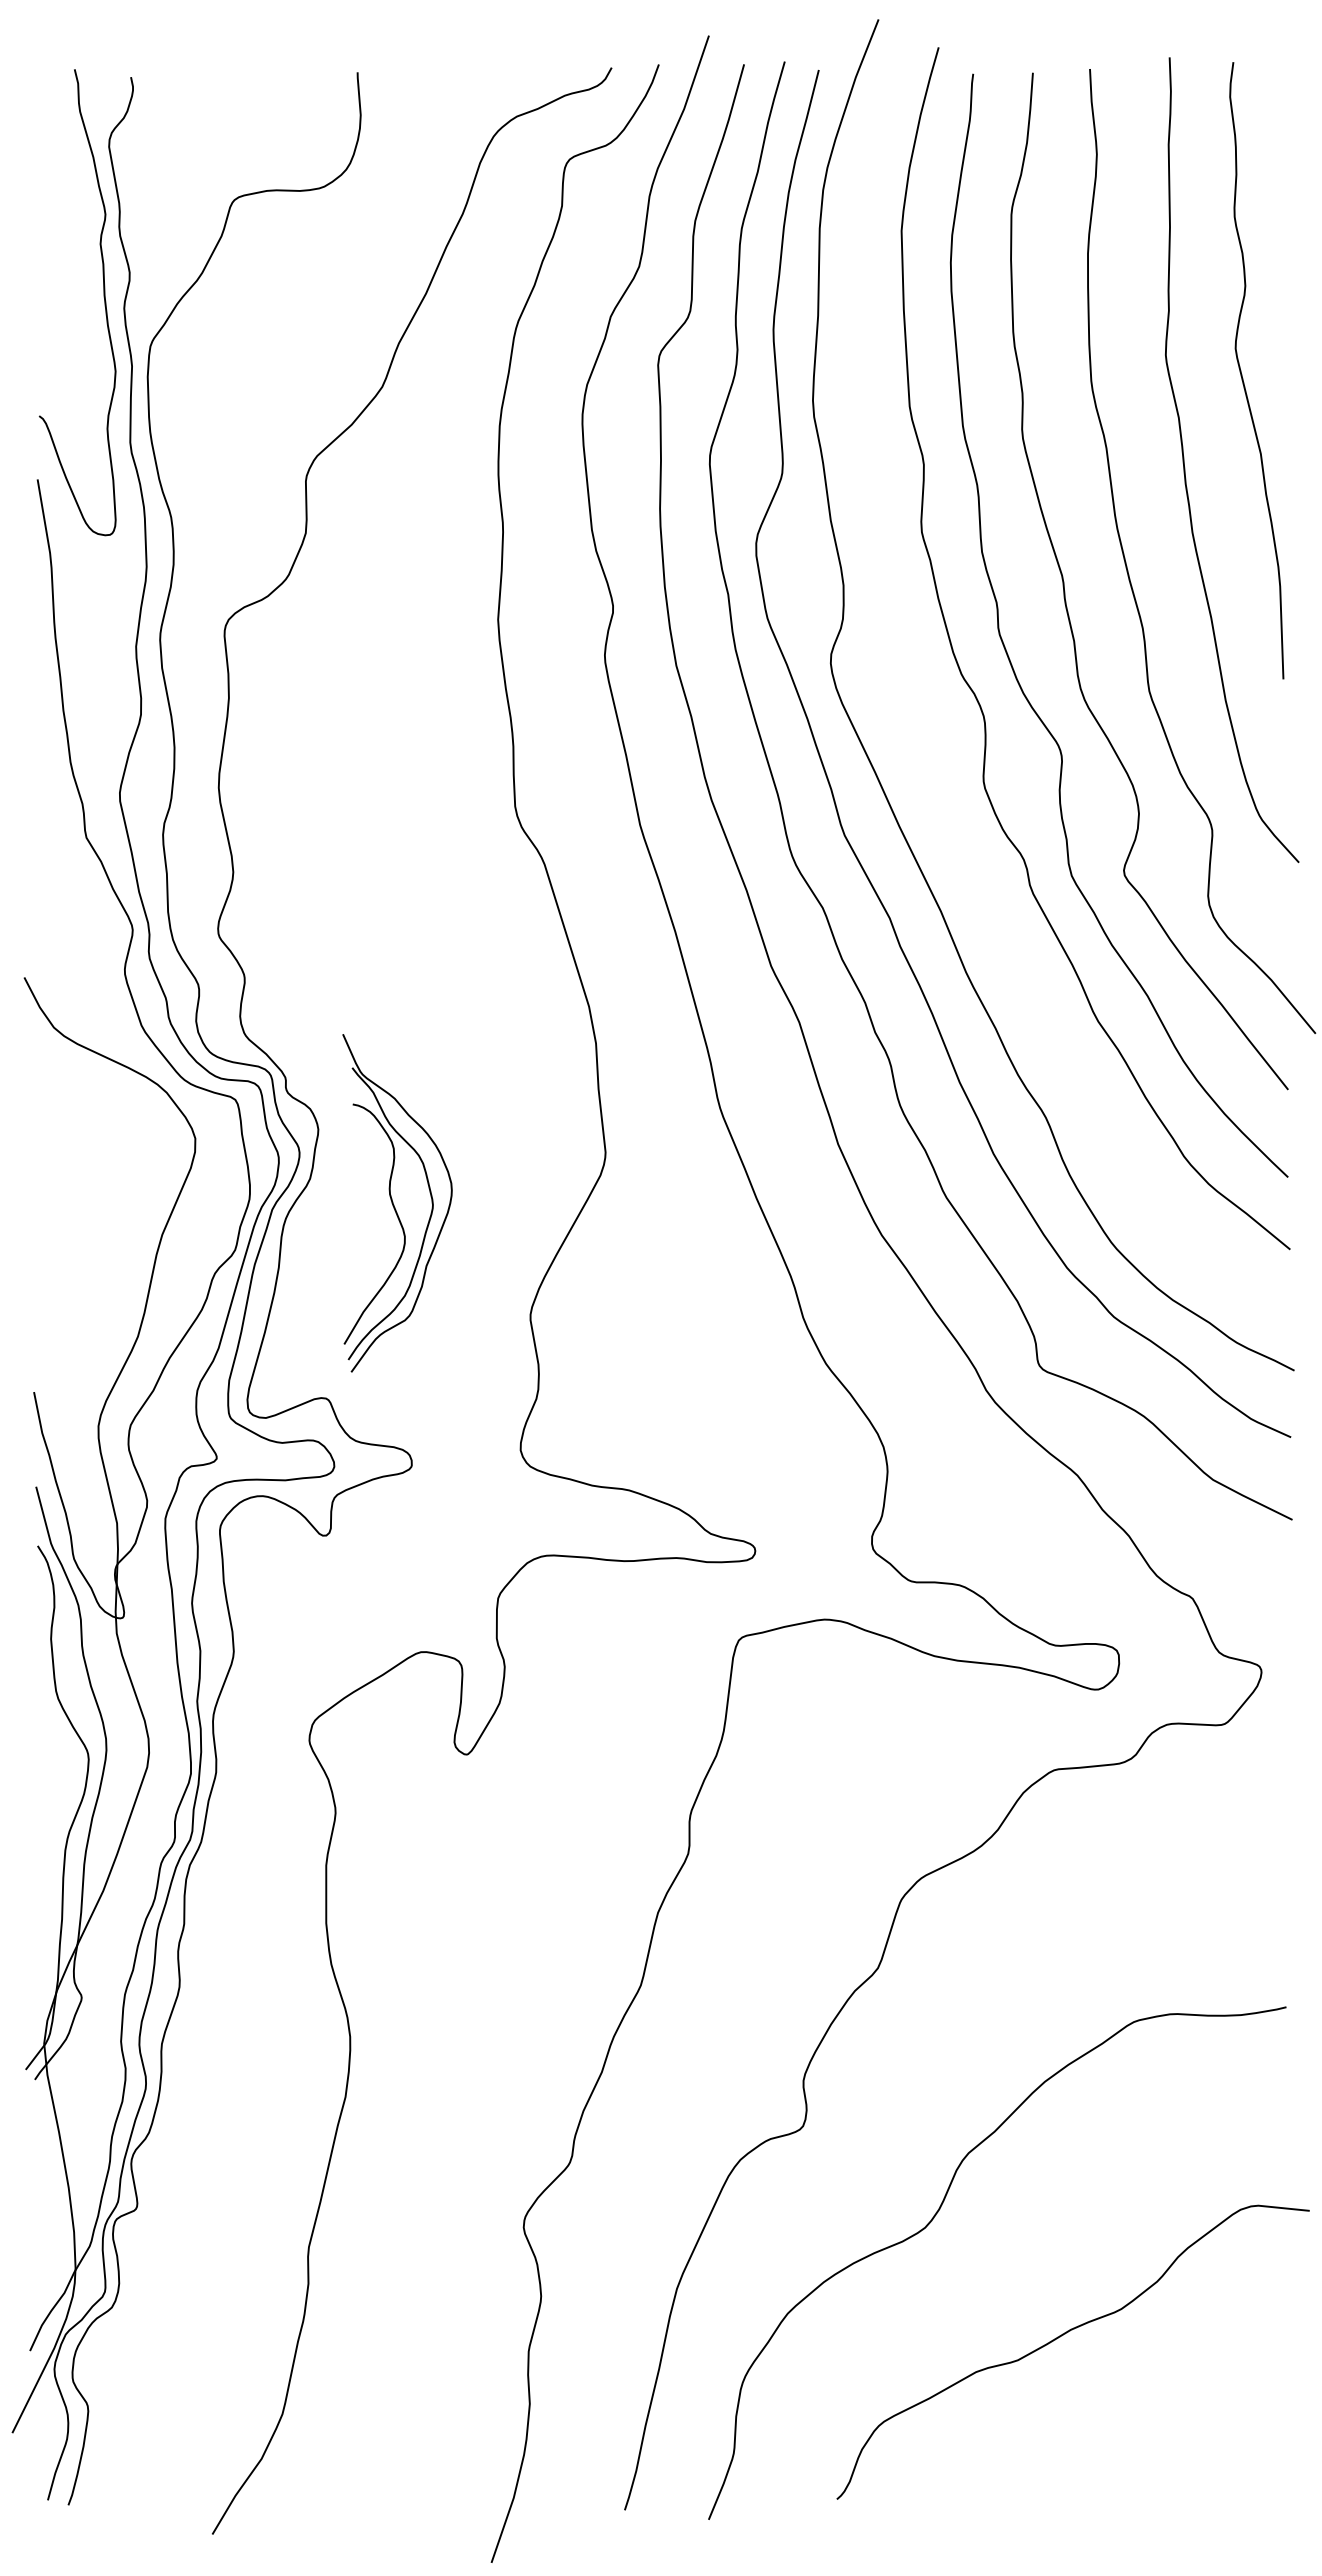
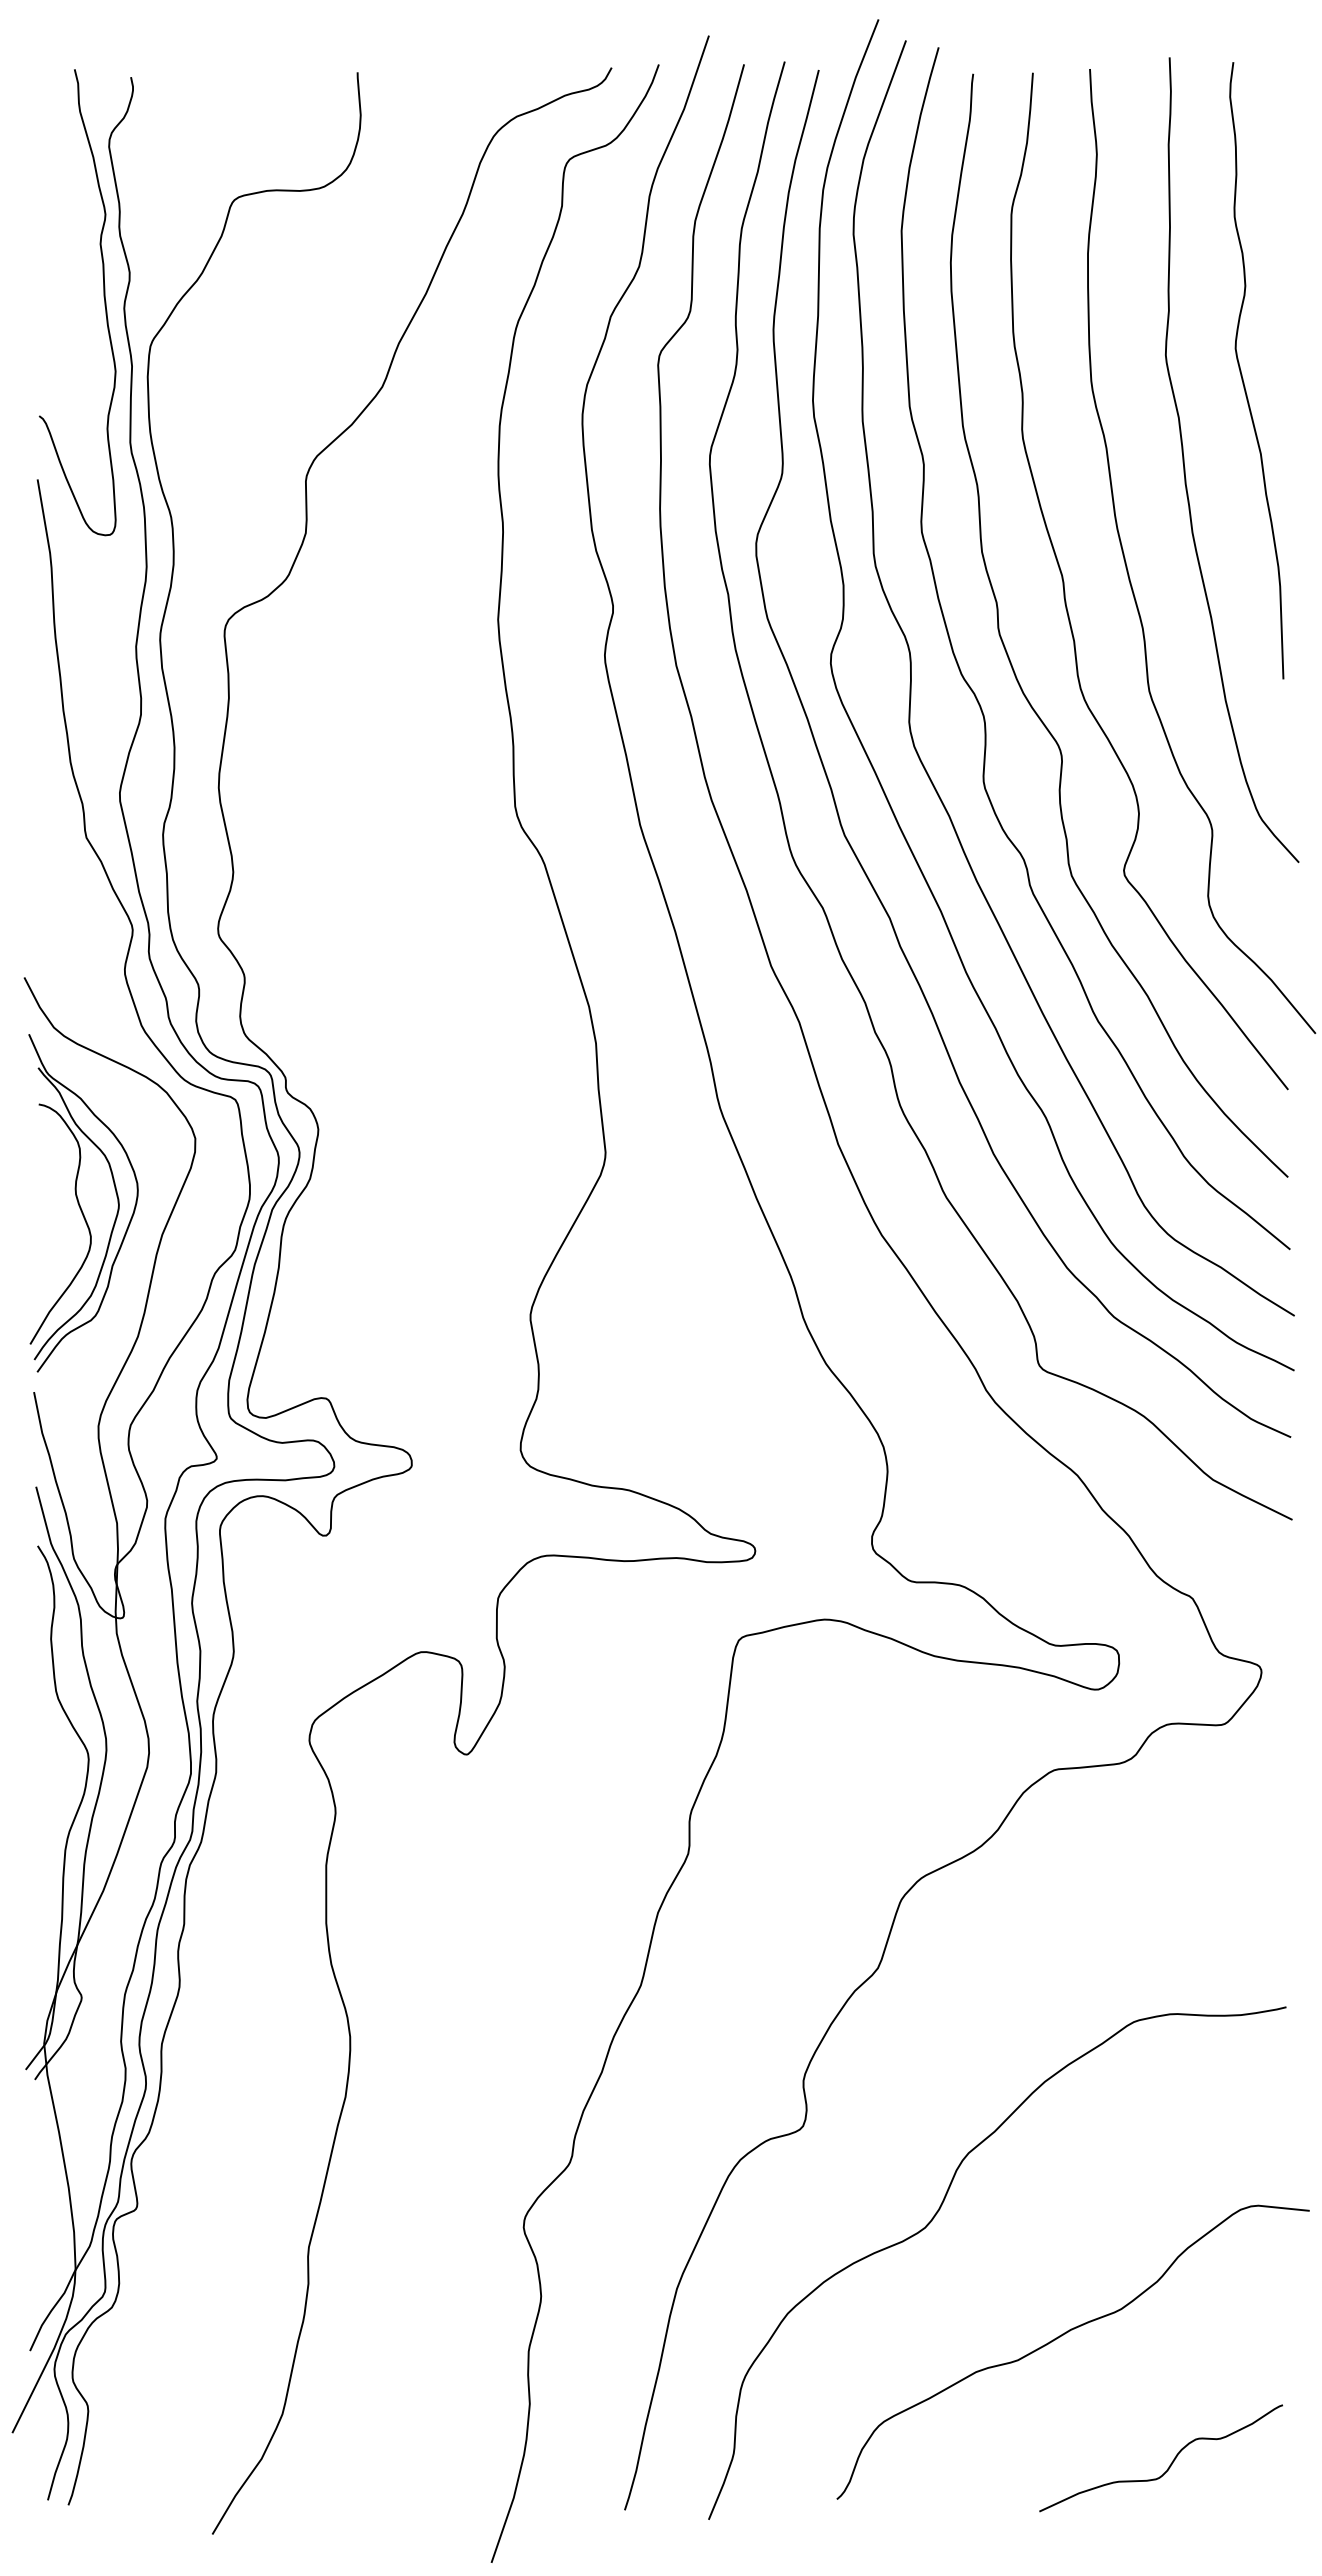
curve: none -> present (911, 678)
part position: (397, 1203) -> (83, 1203) (83, 1203)
curve: none -> present (1170, 2463)
